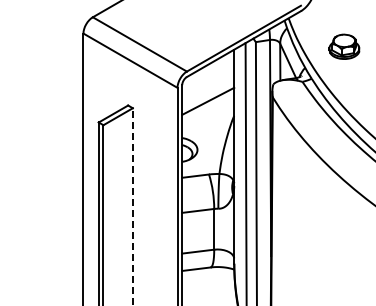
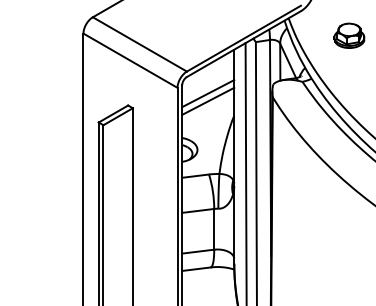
part position: (344, 46) -> (349, 35) (349, 35)
line: none -> present (208, 93)
line: dashed -> solid (132, 207)
